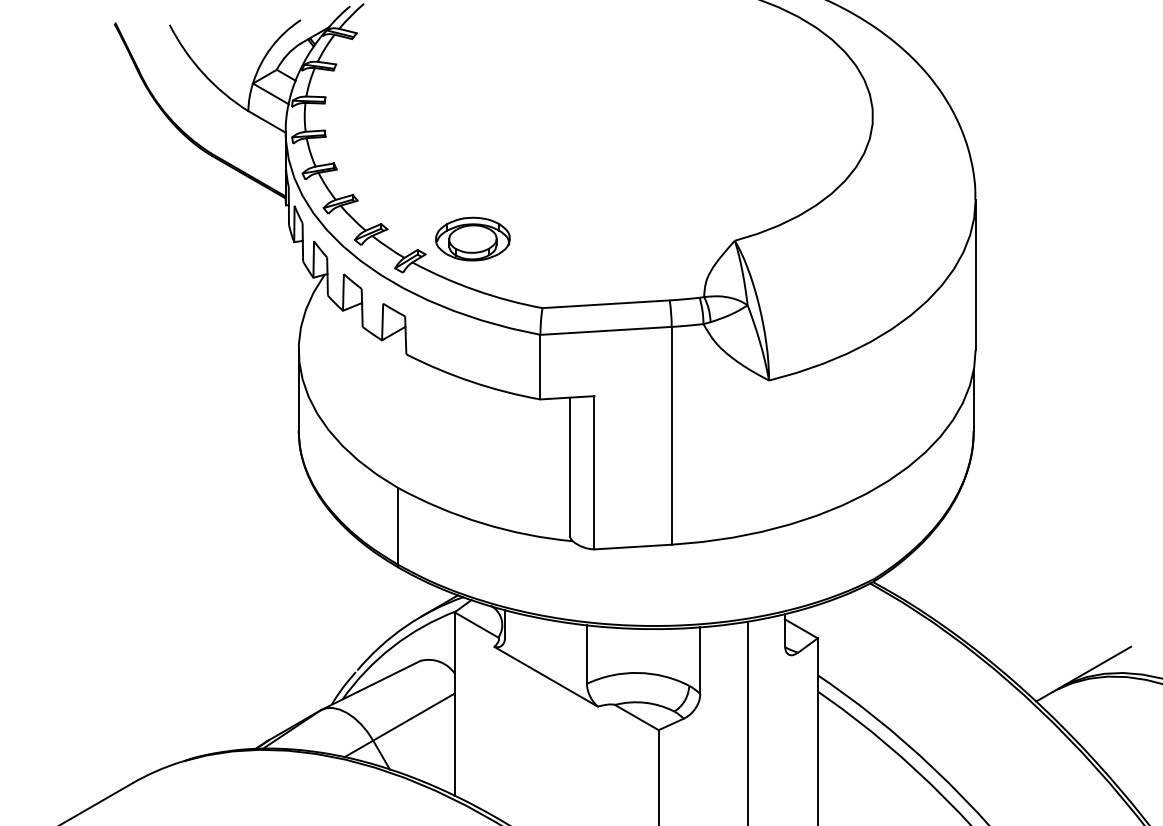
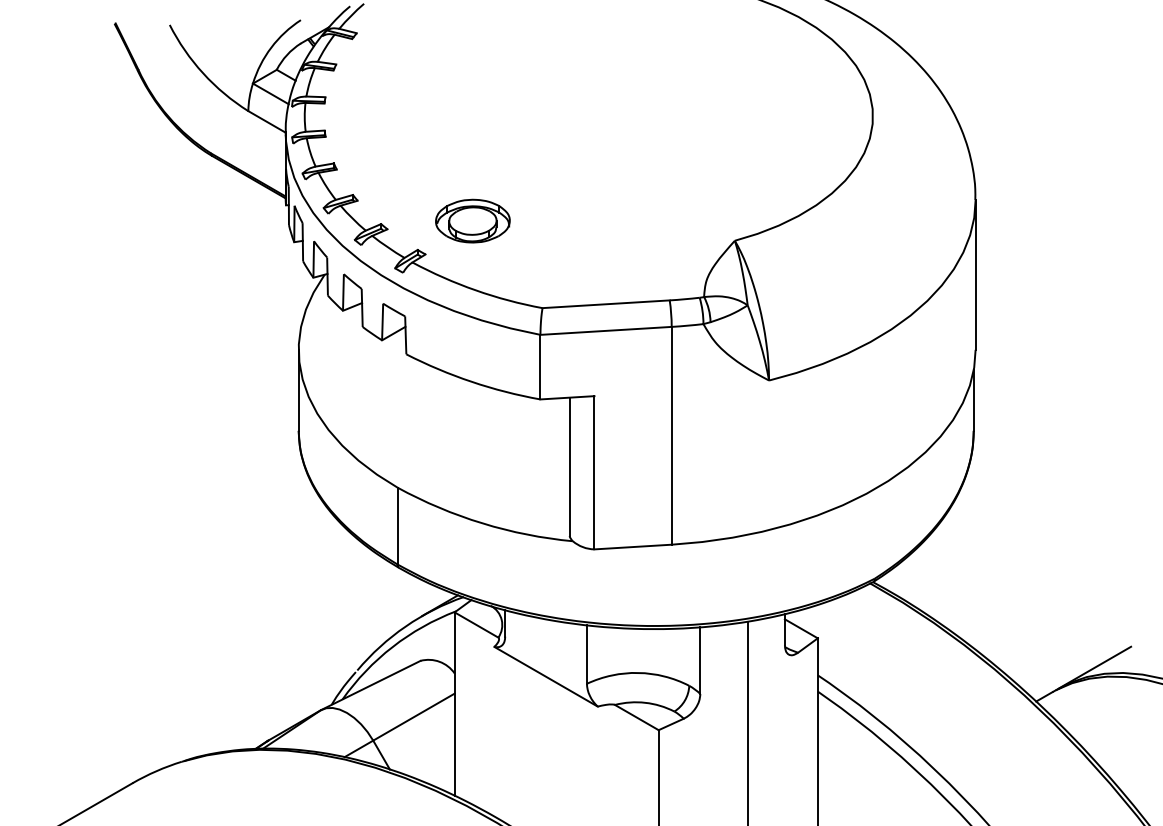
part position: (472, 238) -> (472, 220) (472, 220)
